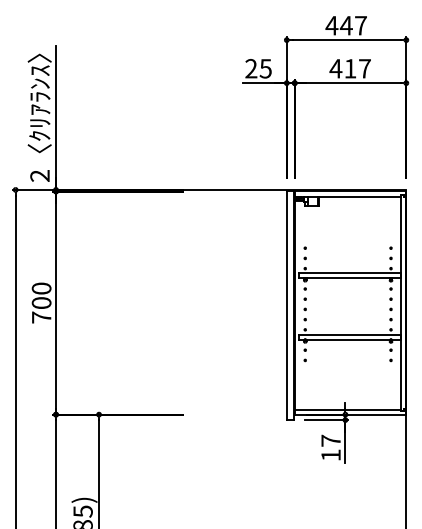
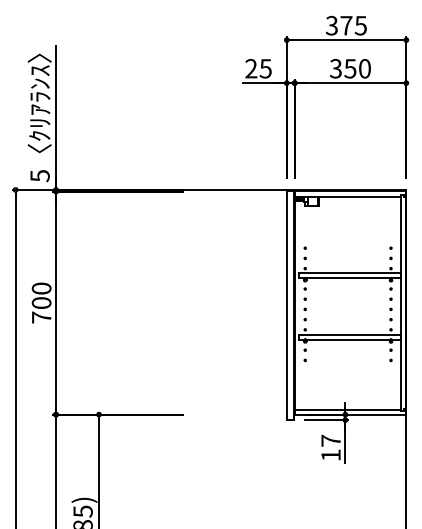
text: 447 -> 375 (345, 25)
text: 417 -> 350 (349, 68)
text: 2 -> 5 (39, 176)
